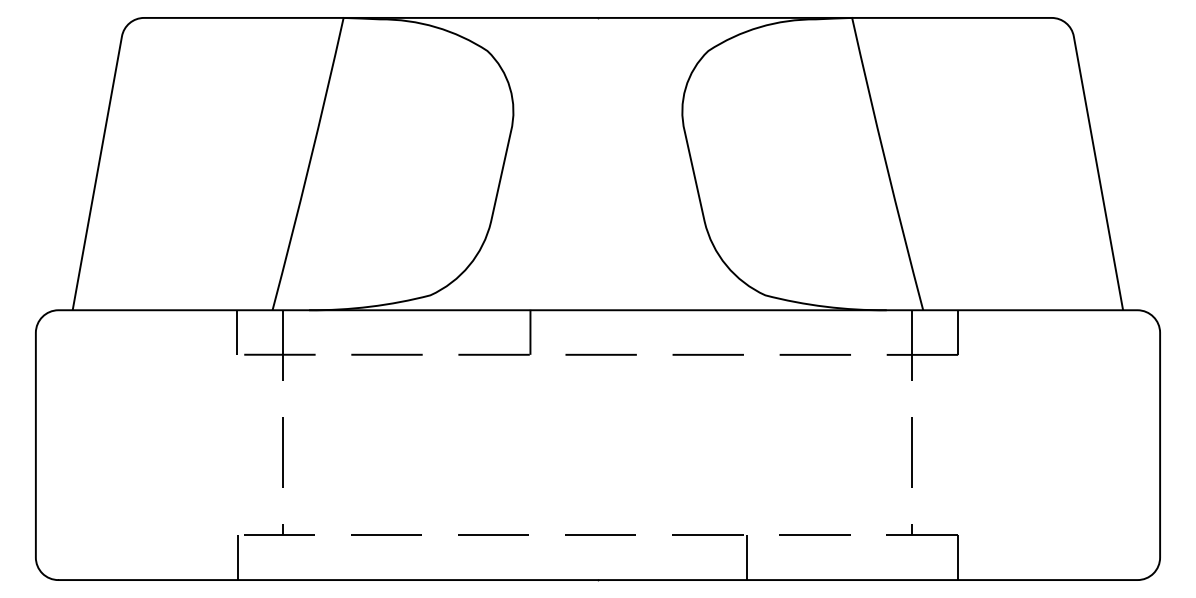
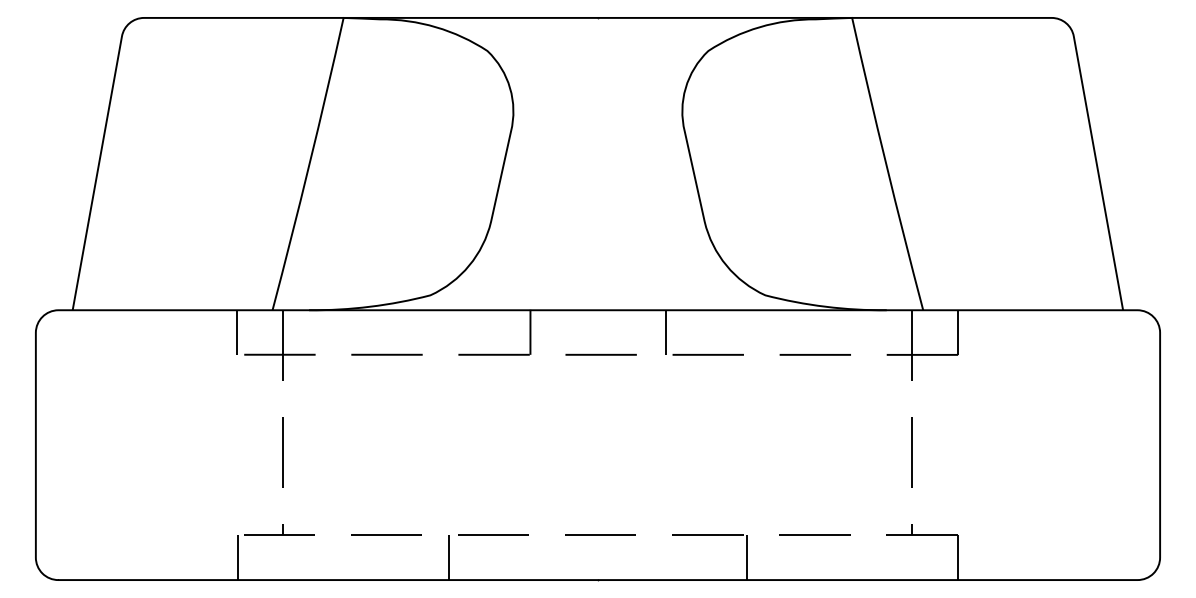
line: none -> present (666, 331)
line: none -> present (448, 557)
